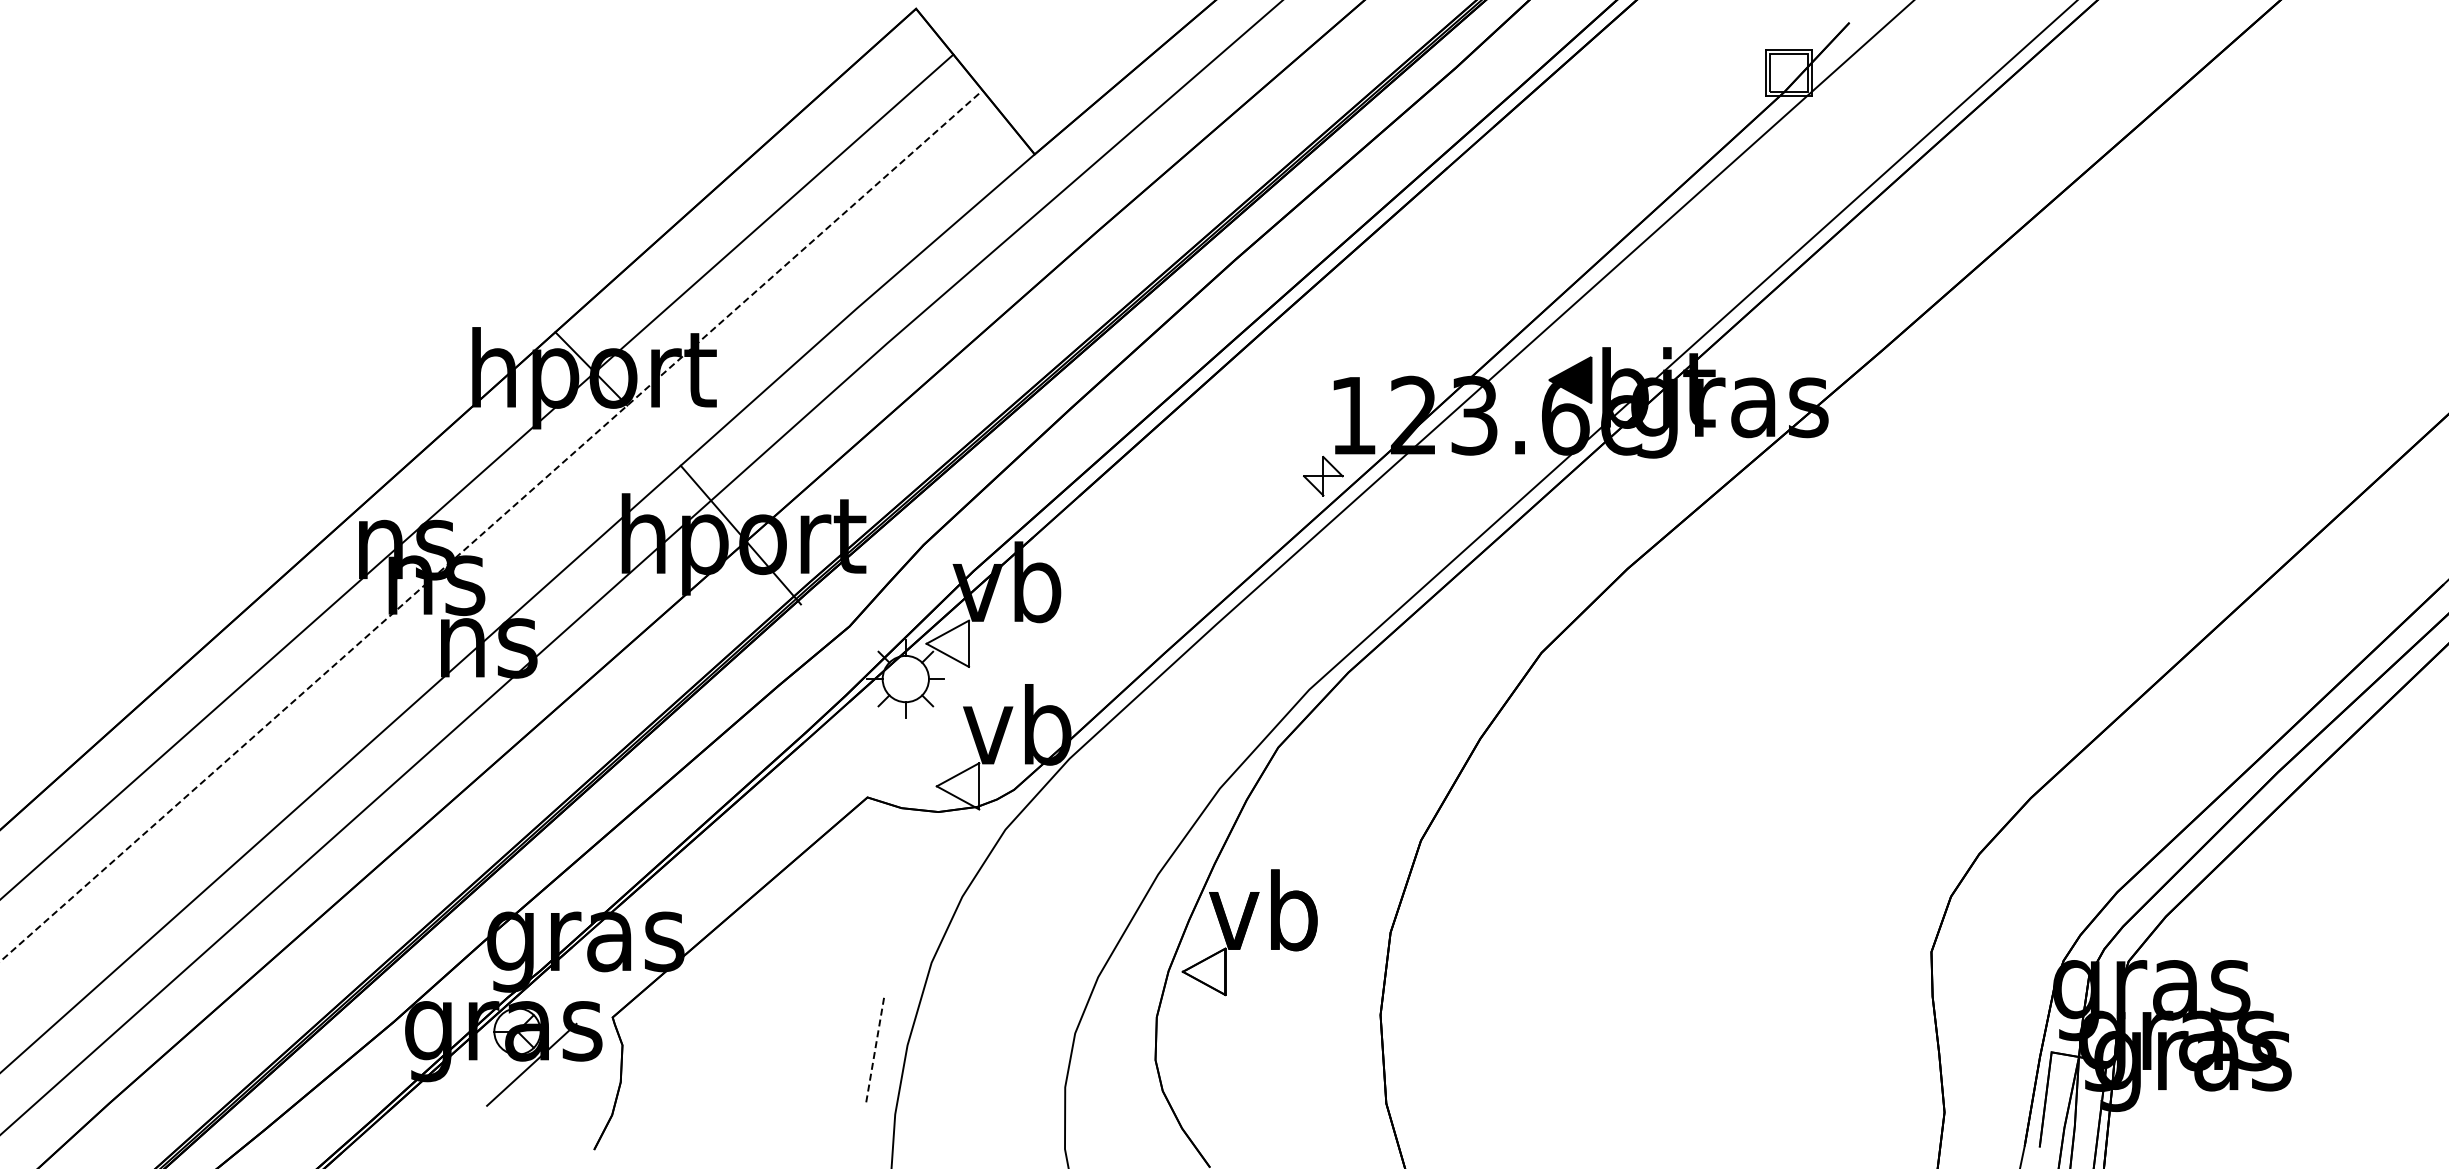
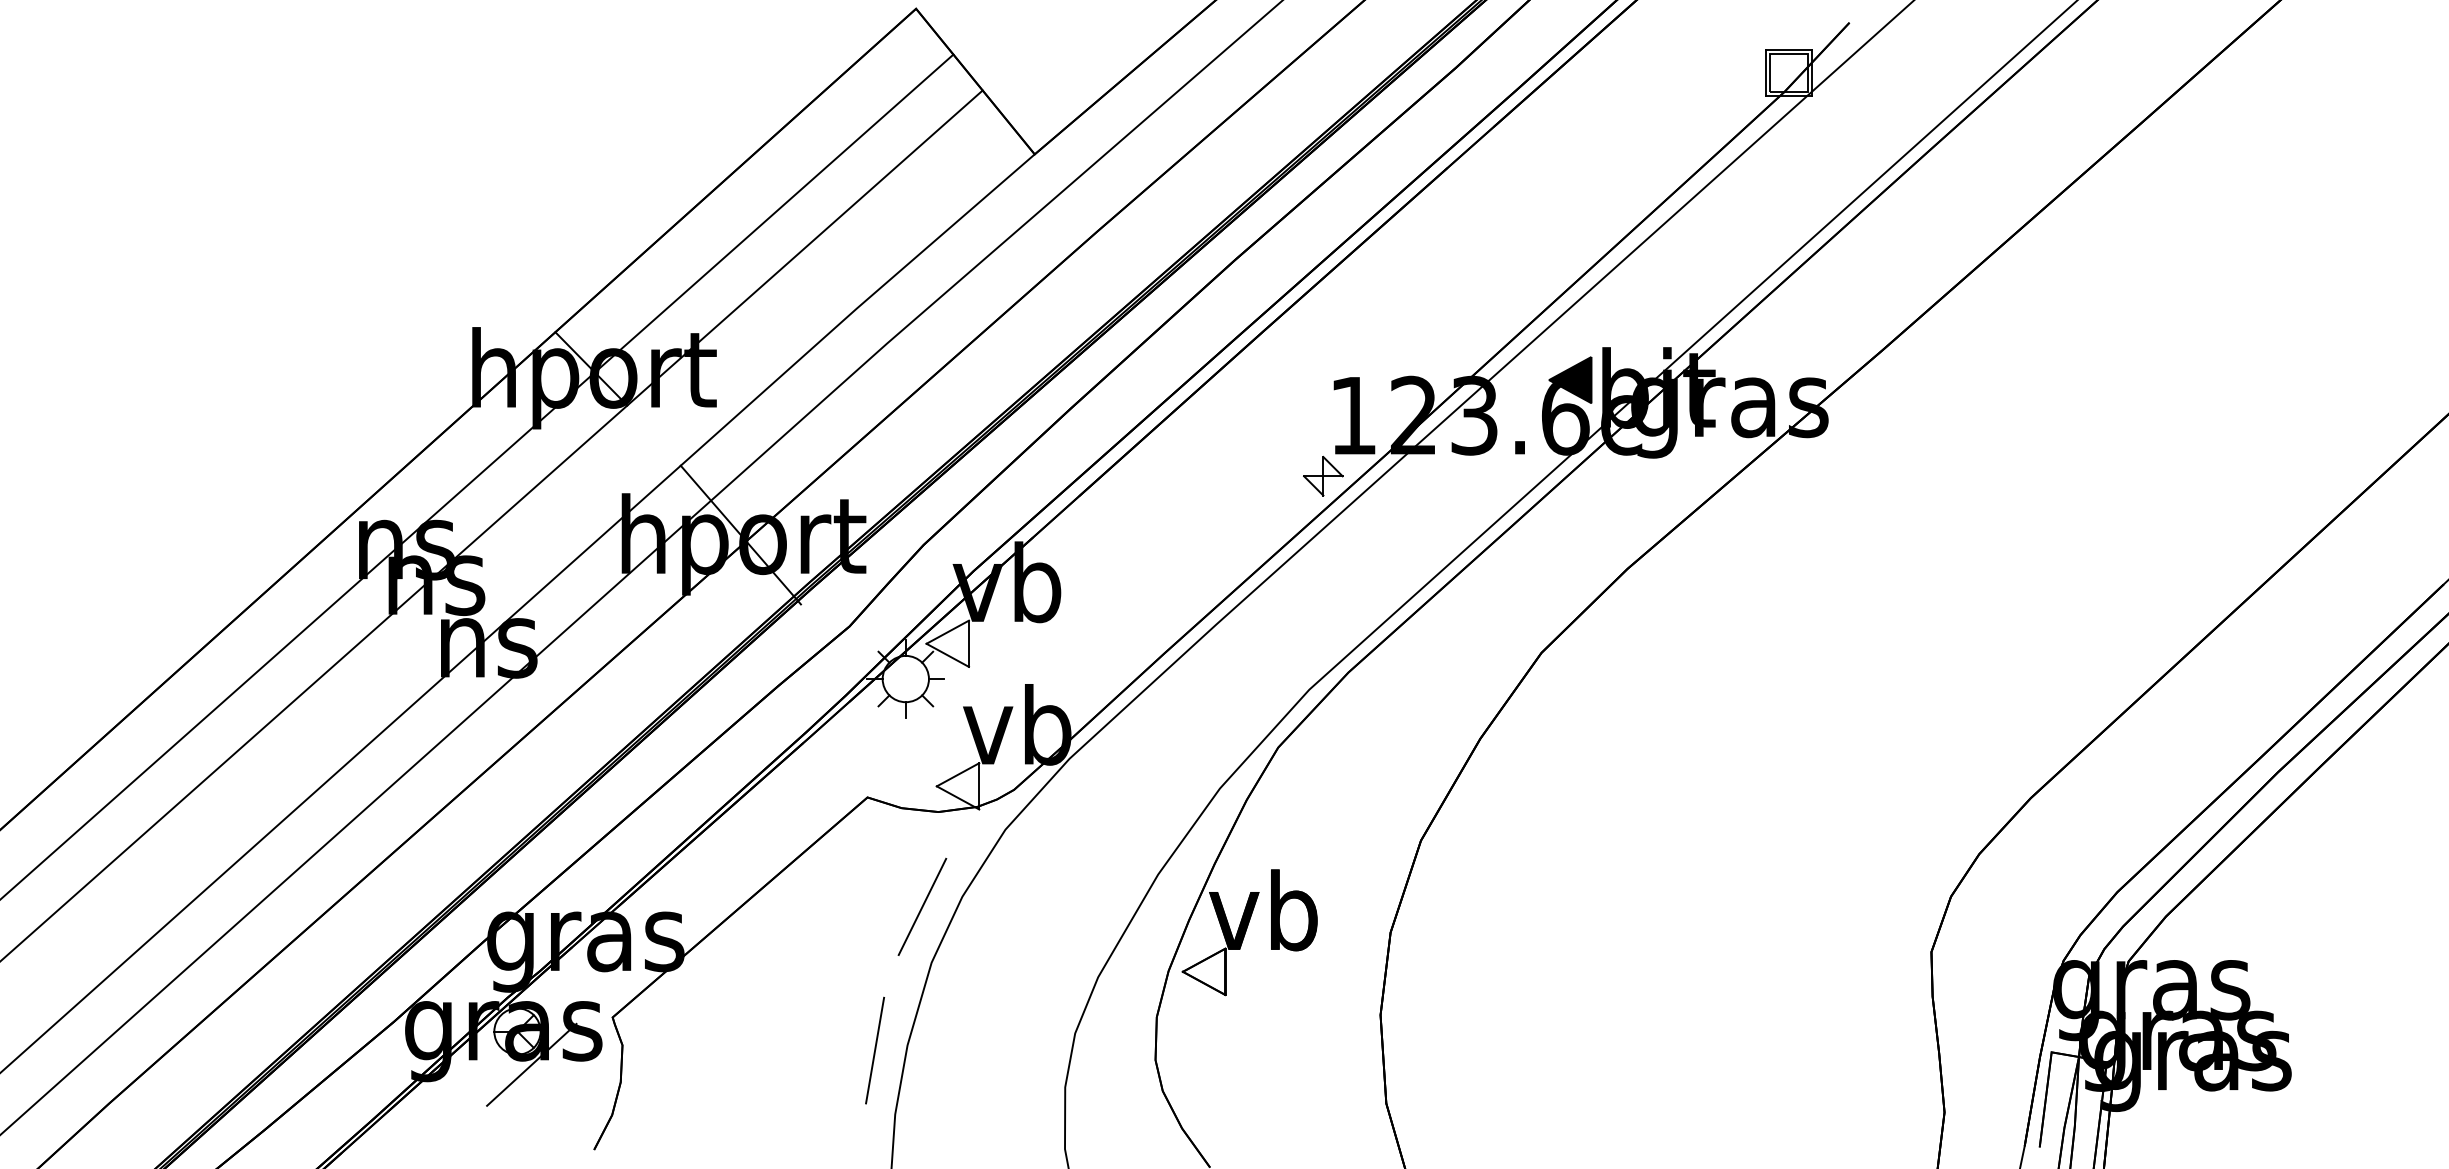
line: dashed -> solid (491, 525)
line: none -> present (922, 906)
line: dashed -> solid (875, 1050)
